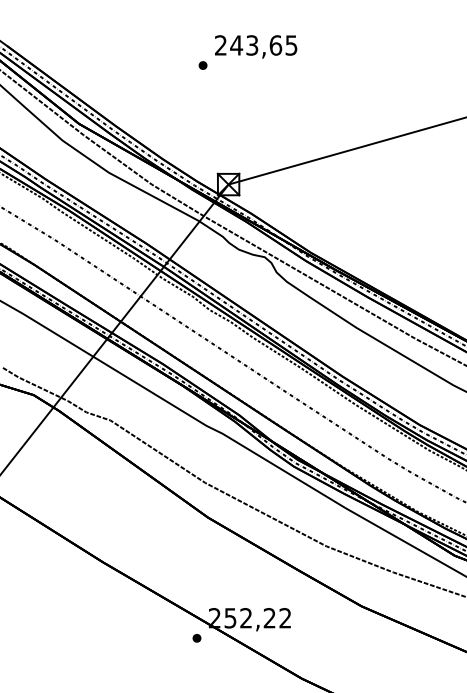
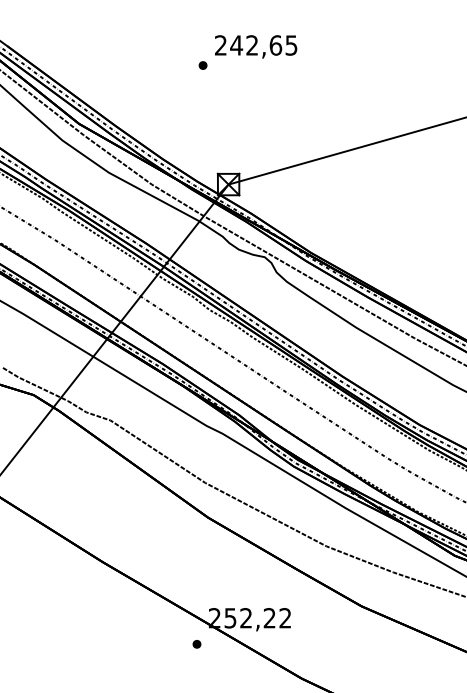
text: 243,65 -> 242,65 (252, 45)
part position: (196, 638) -> (196, 644) (196, 644)
